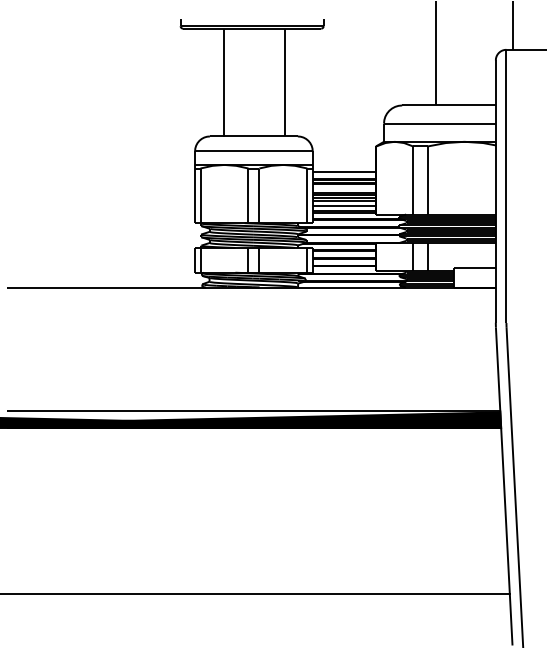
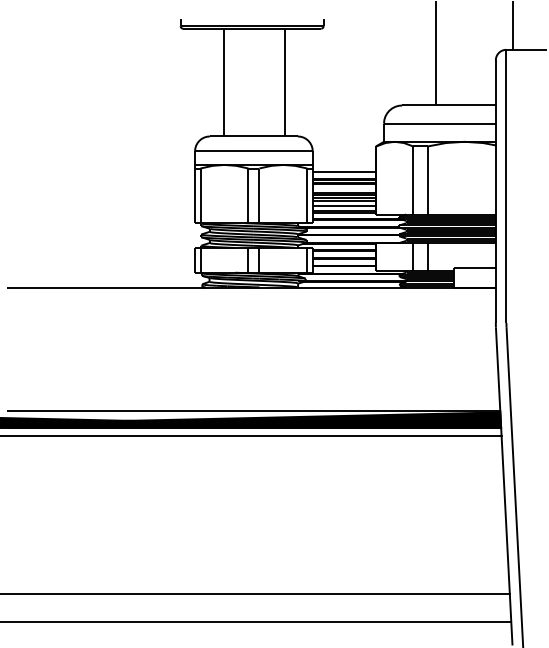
line: none -> present (251, 435)
line: none -> present (256, 621)
